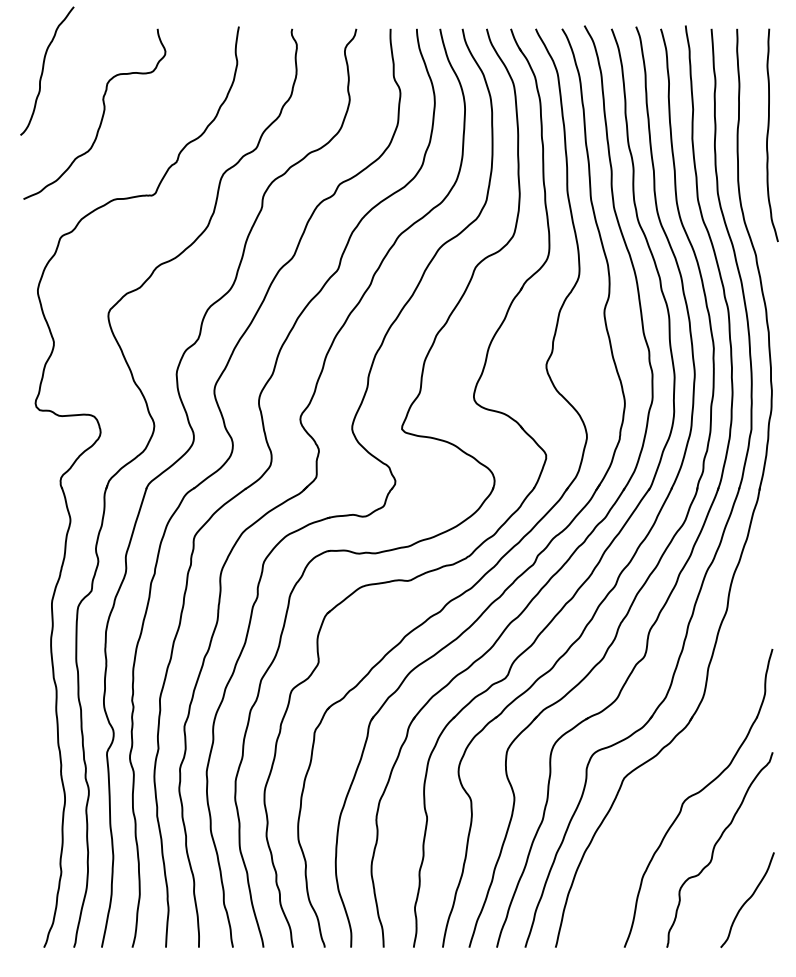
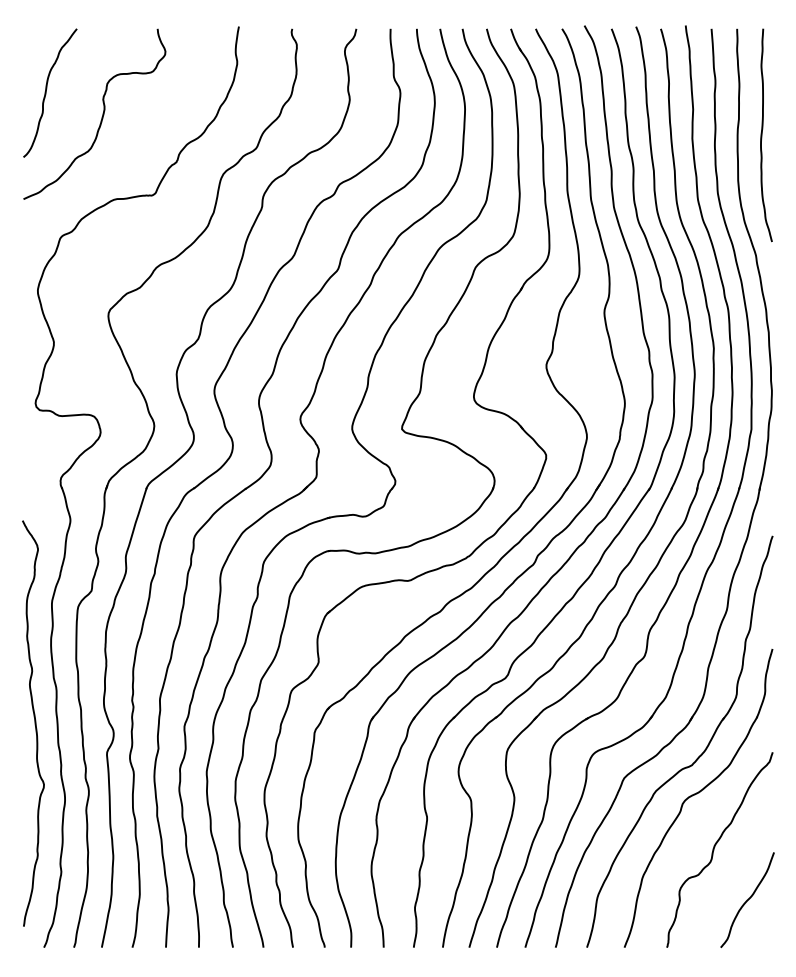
curve position: (43, 70) -> (46, 92) (46, 92)
curve position: (768, 135) -> (762, 135) (762, 135)
curve: none -> present (34, 723)
part: none -> present (696, 758)
